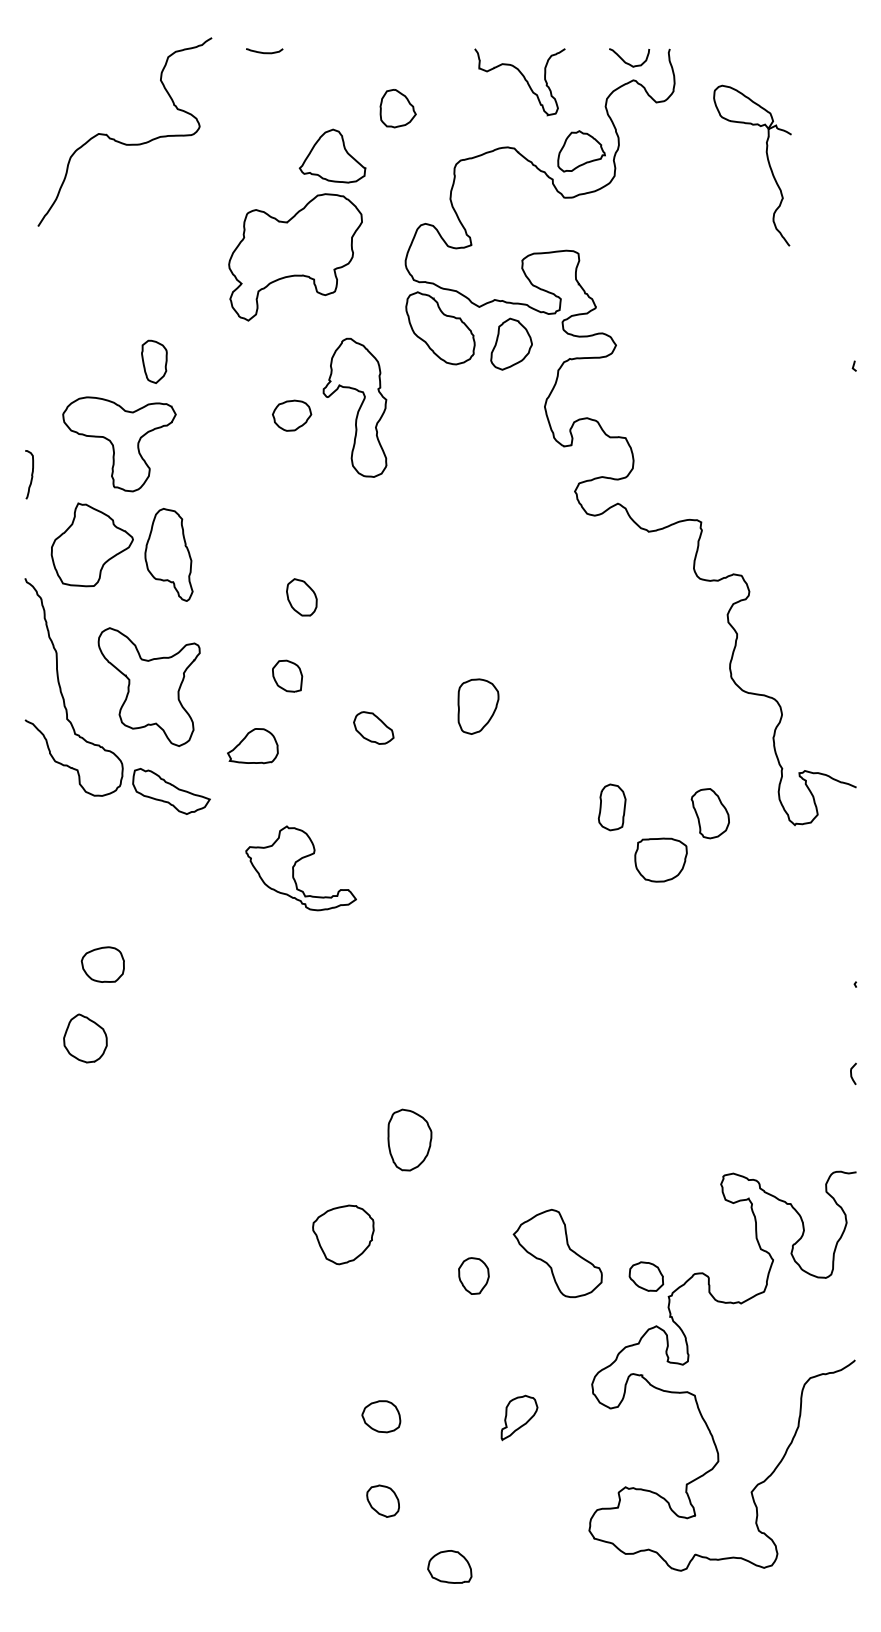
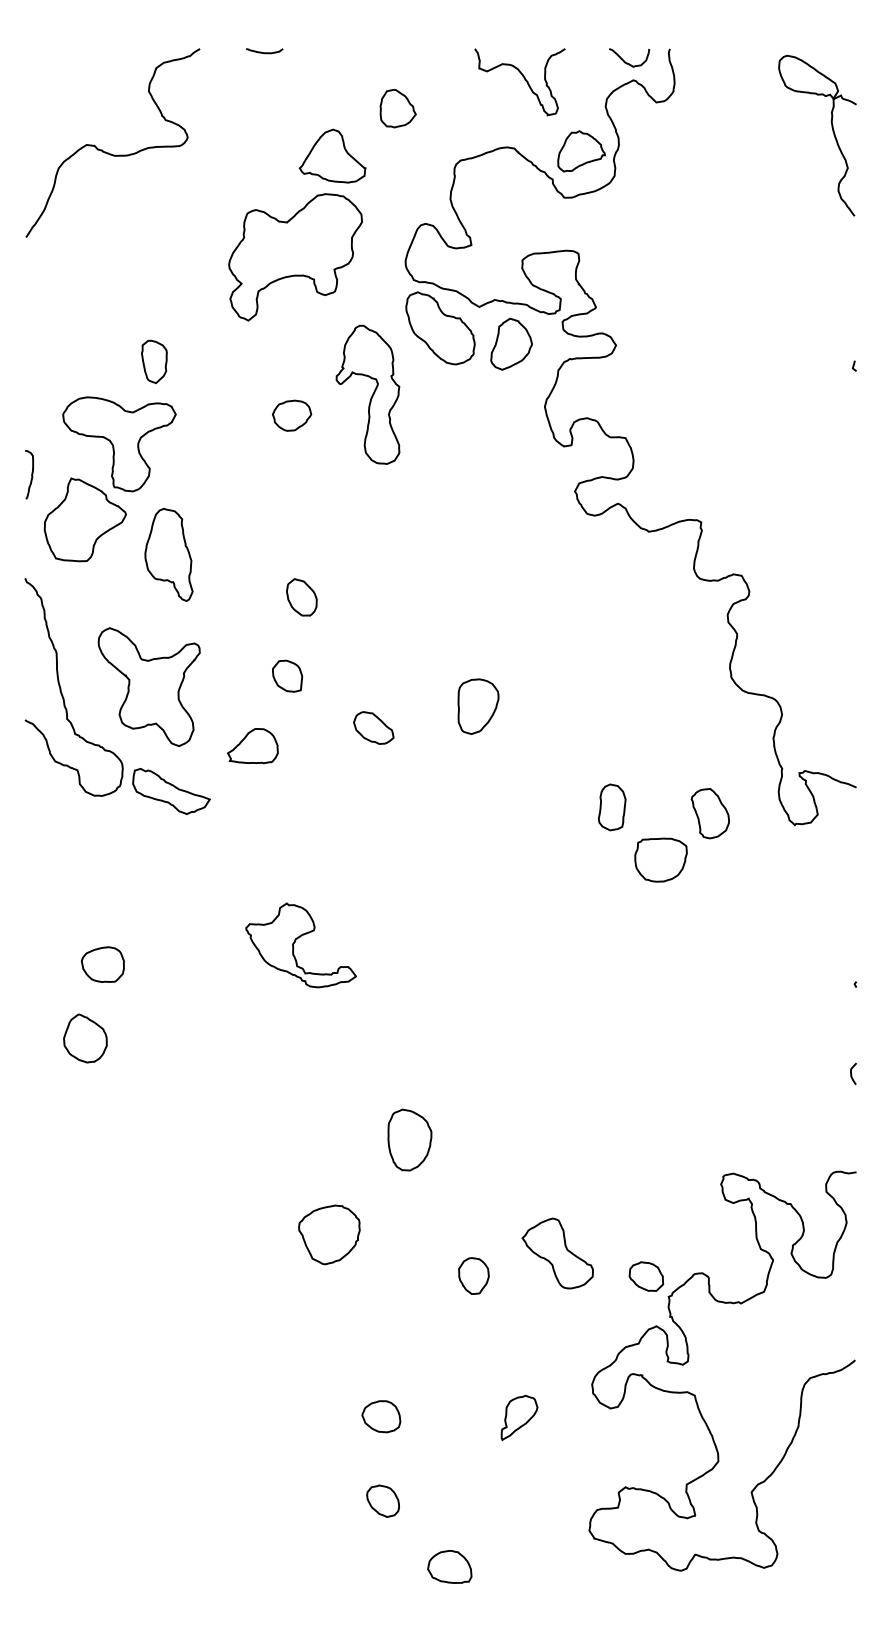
curve position: (120, 141) -> (108, 152) (108, 152)
part position: (767, 161) -> (832, 131) (832, 131)
part position: (354, 407) -> (367, 394) (367, 394)
part position: (91, 544) -> (84, 519) (84, 519)
part position: (300, 868) -> (300, 945) (300, 945)
part position: (343, 1234) -> (329, 1234) (329, 1234)
part size: 91x91 px -> 73x73 px (557, 1253)
